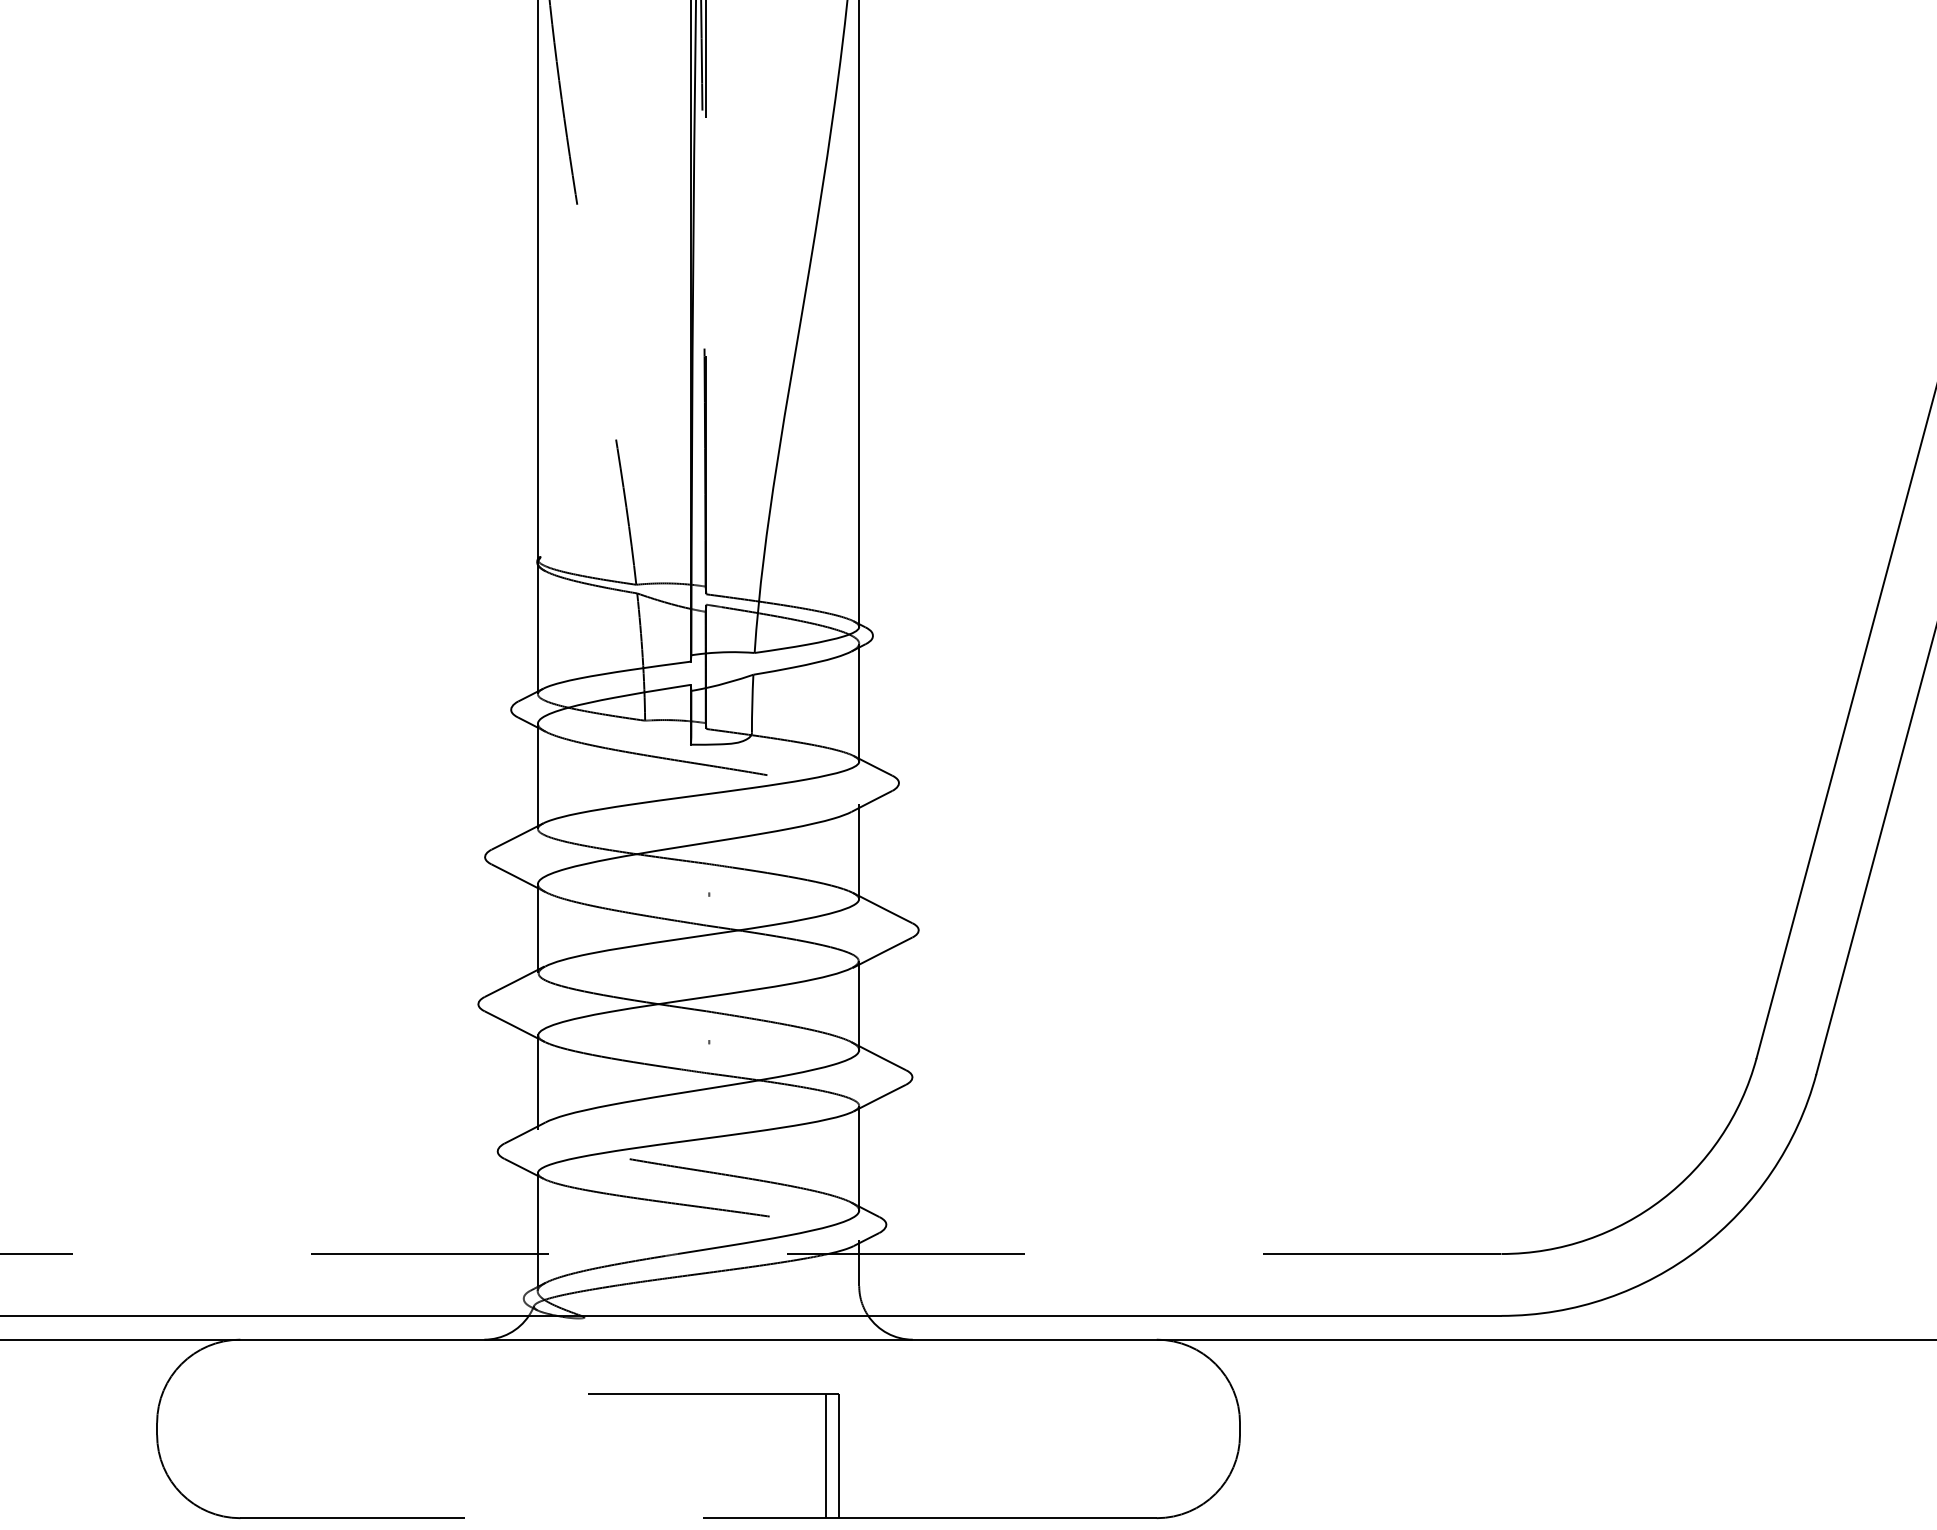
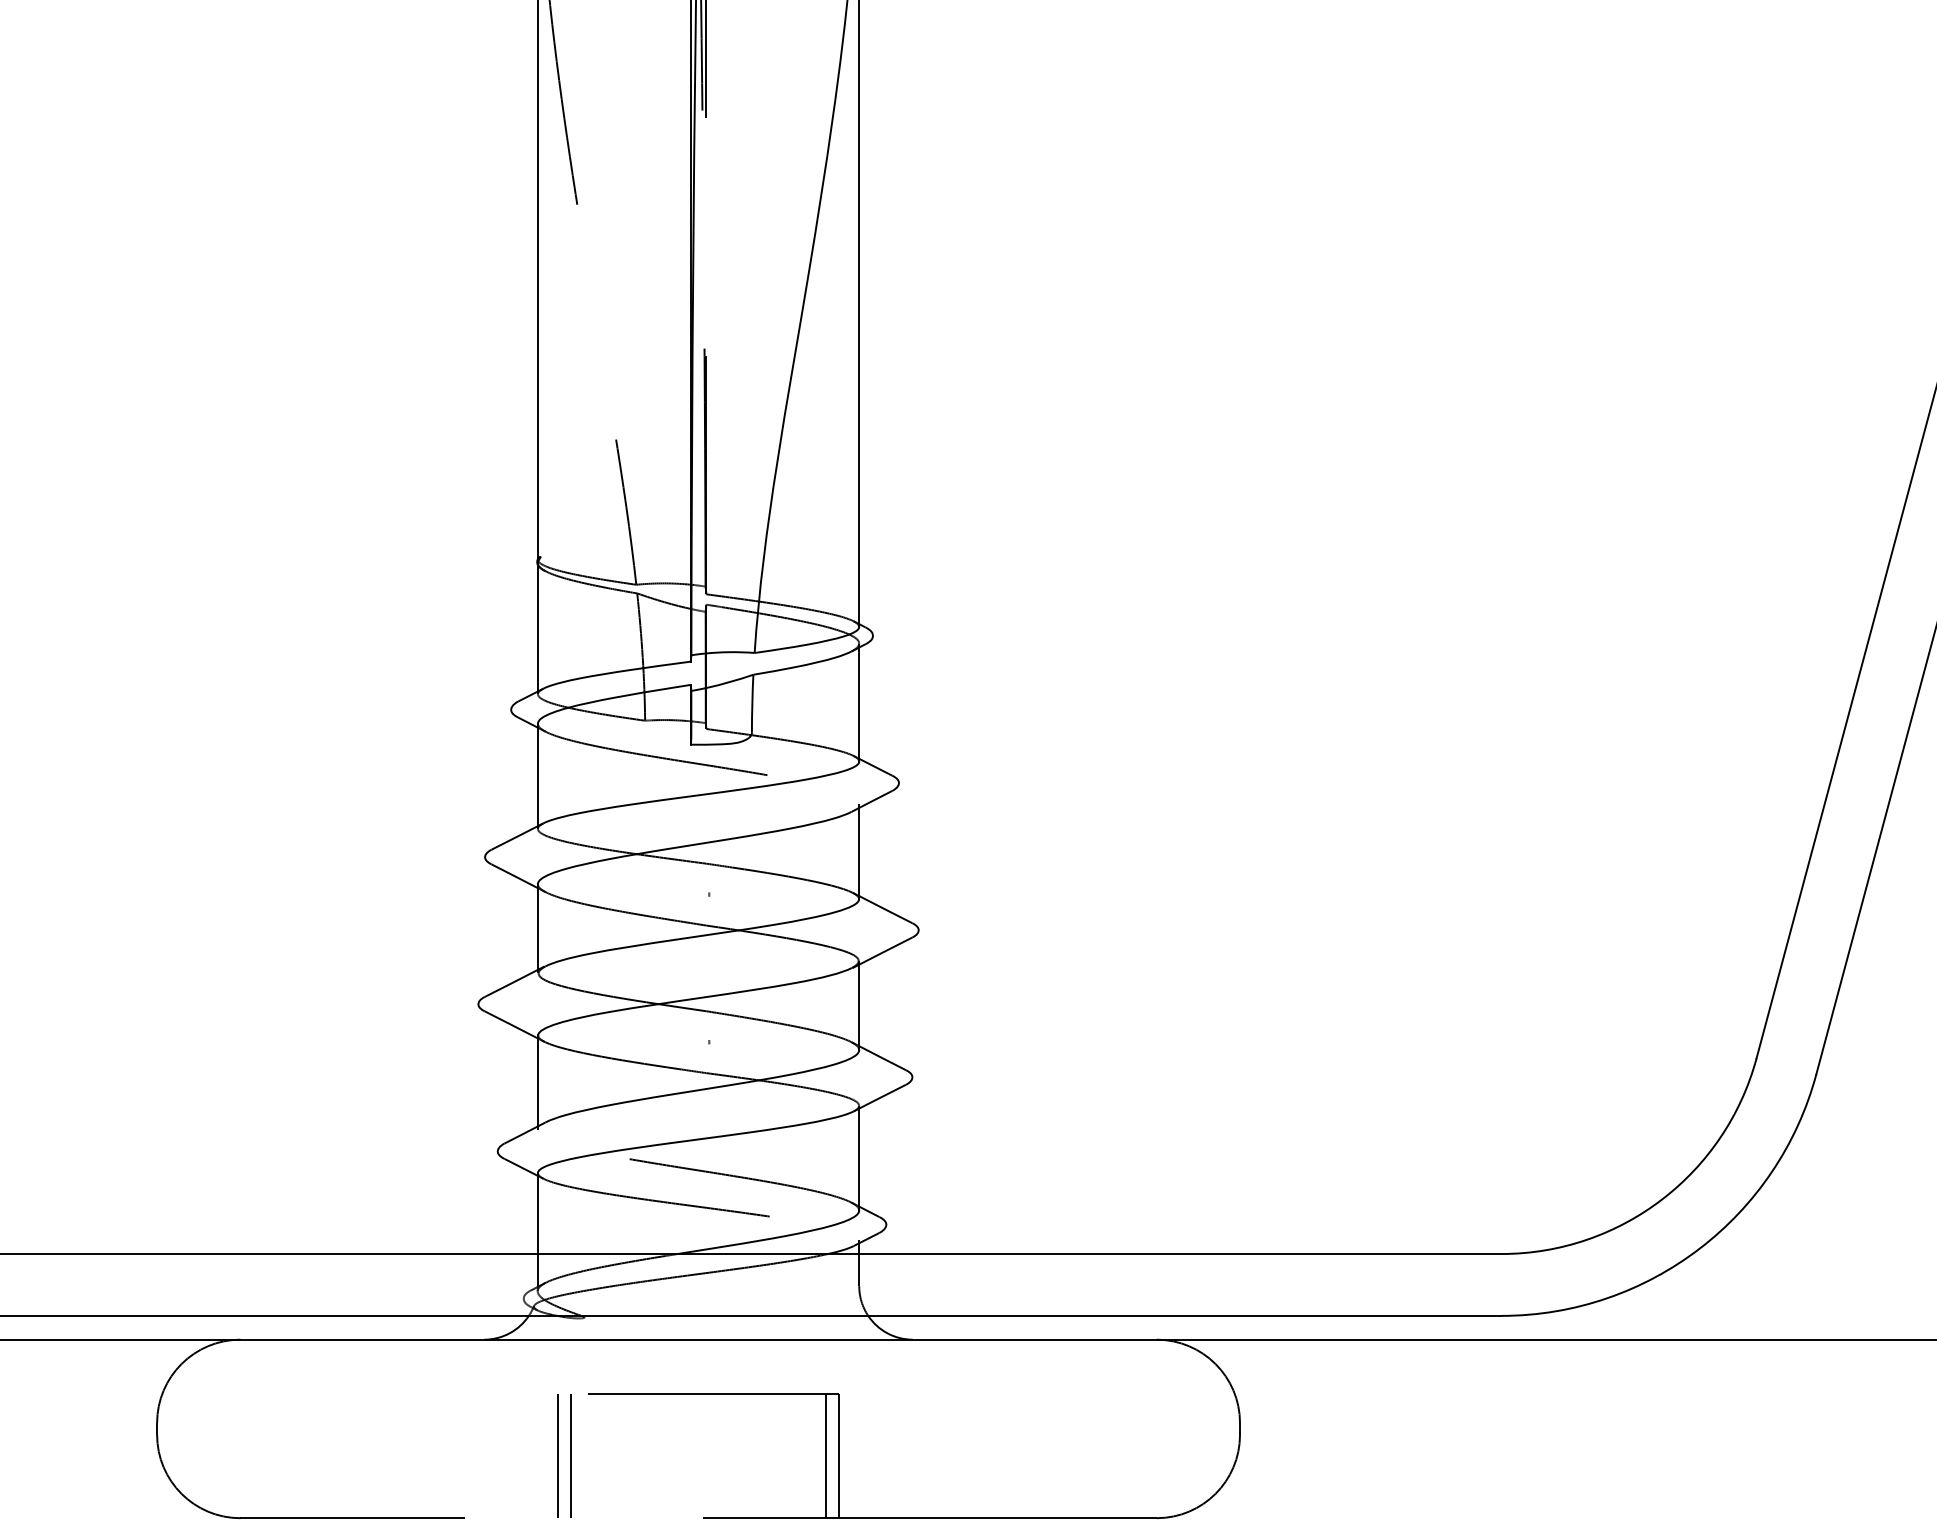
line: dashed -> solid (750, 1254)
line: none -> present (557, 1456)
line: none -> present (570, 1456)
